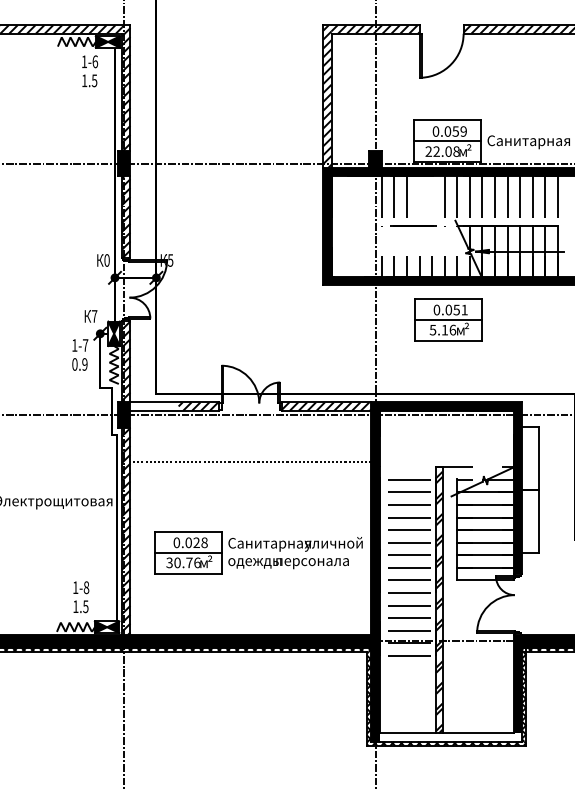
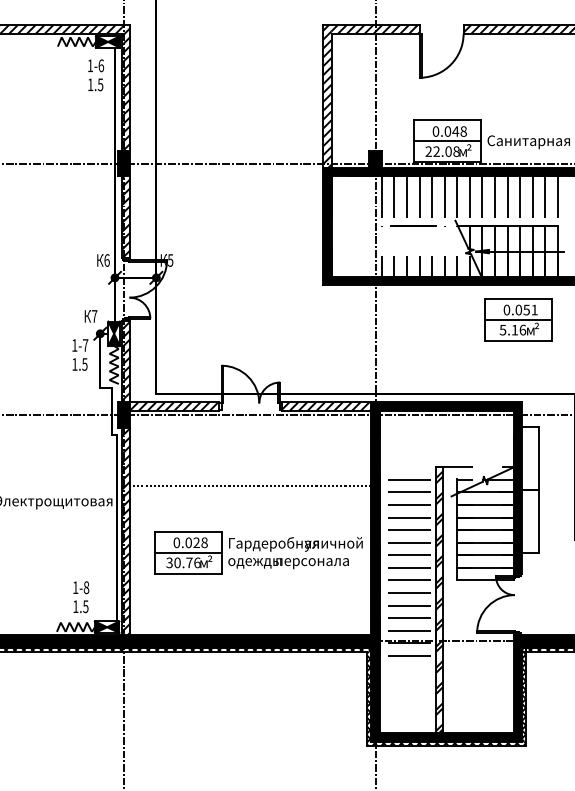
text position: (90, 71) -> (96, 75) (96, 75)
text: 0.059 -> 0.048 (459, 131)
line: none -> present (419, 201)
line: none -> present (432, 201)
text: 0 -> 6 (106, 260)
part position: (448, 319) -> (518, 319) (518, 319)
text: 0.9 -> 1.5 (79, 364)
hatch: none -> present (154, 406)
line position: (250, 462) -> (250, 486) (250, 486)
text: Санитарная -> Гардеробная (273, 544)
fill: none -> present (450, 737)
